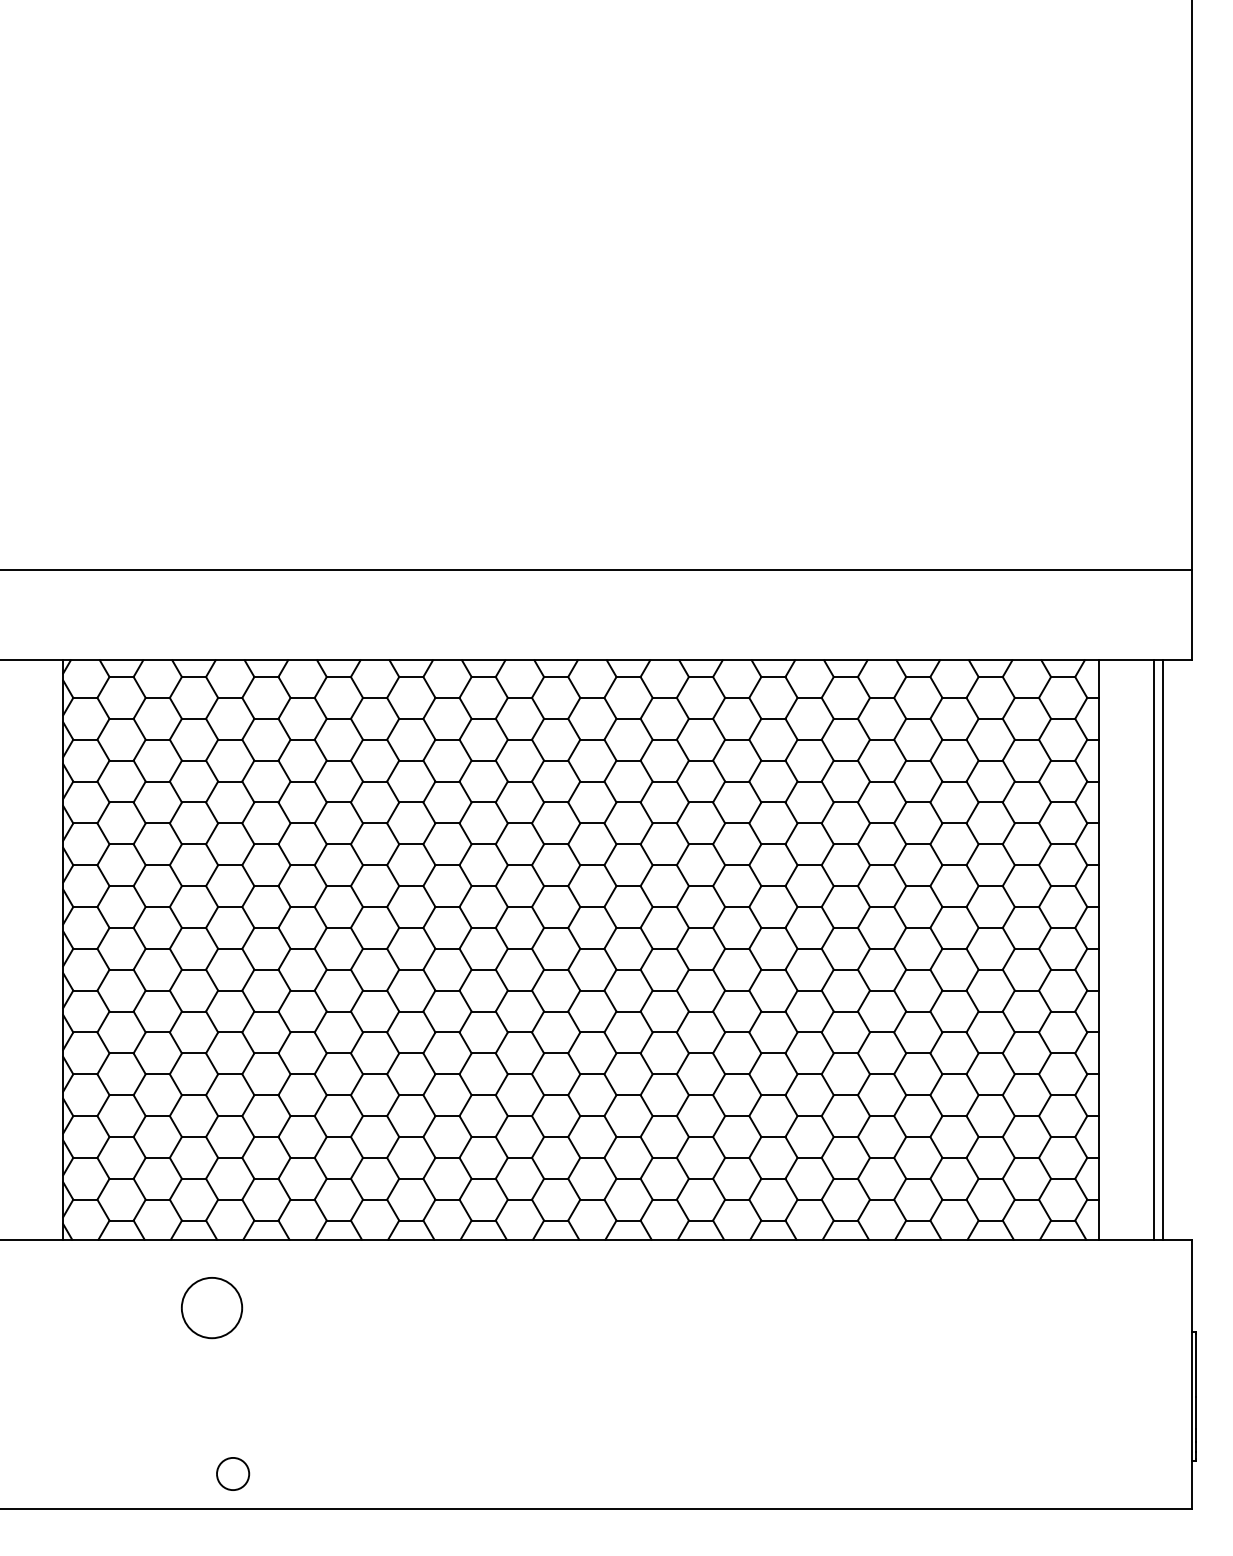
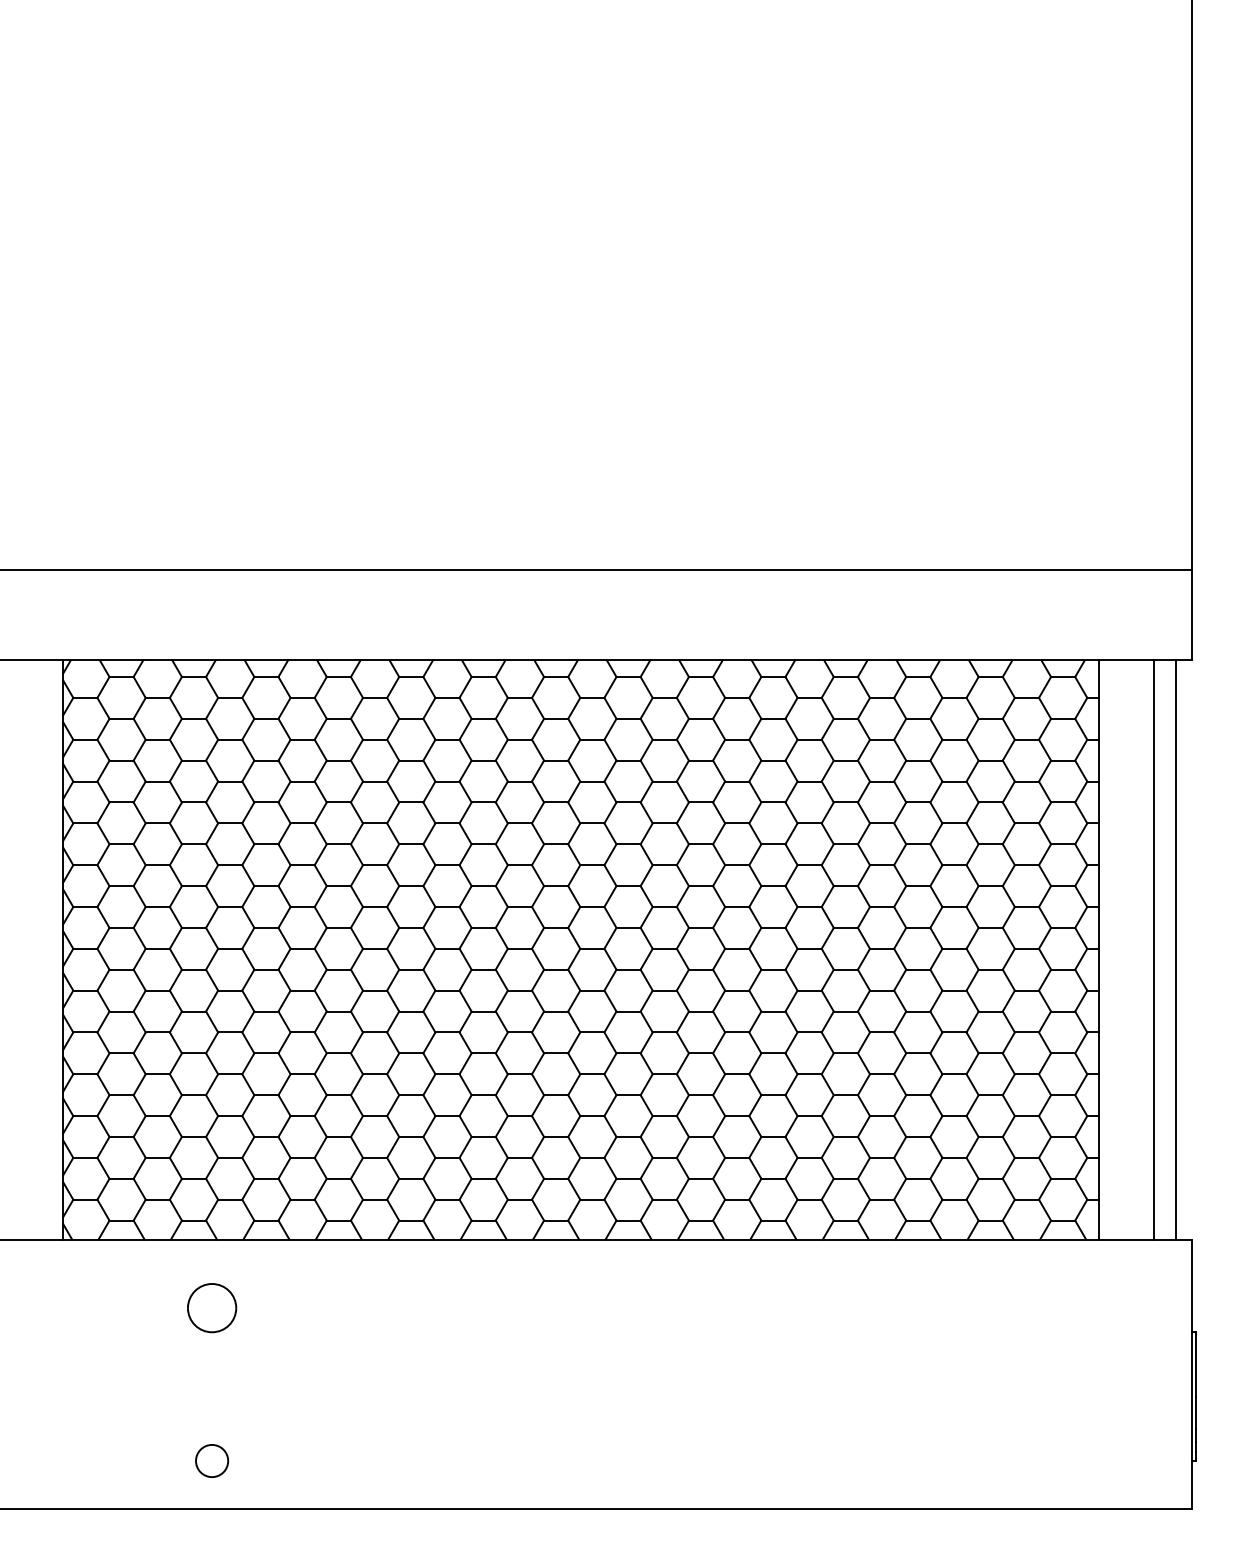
line position: (1162, 949) -> (1175, 949) (1175, 949)
part size: 63x63 px -> 51x51 px (212, 1308)
part position: (233, 1473) -> (212, 1460) (212, 1460)
